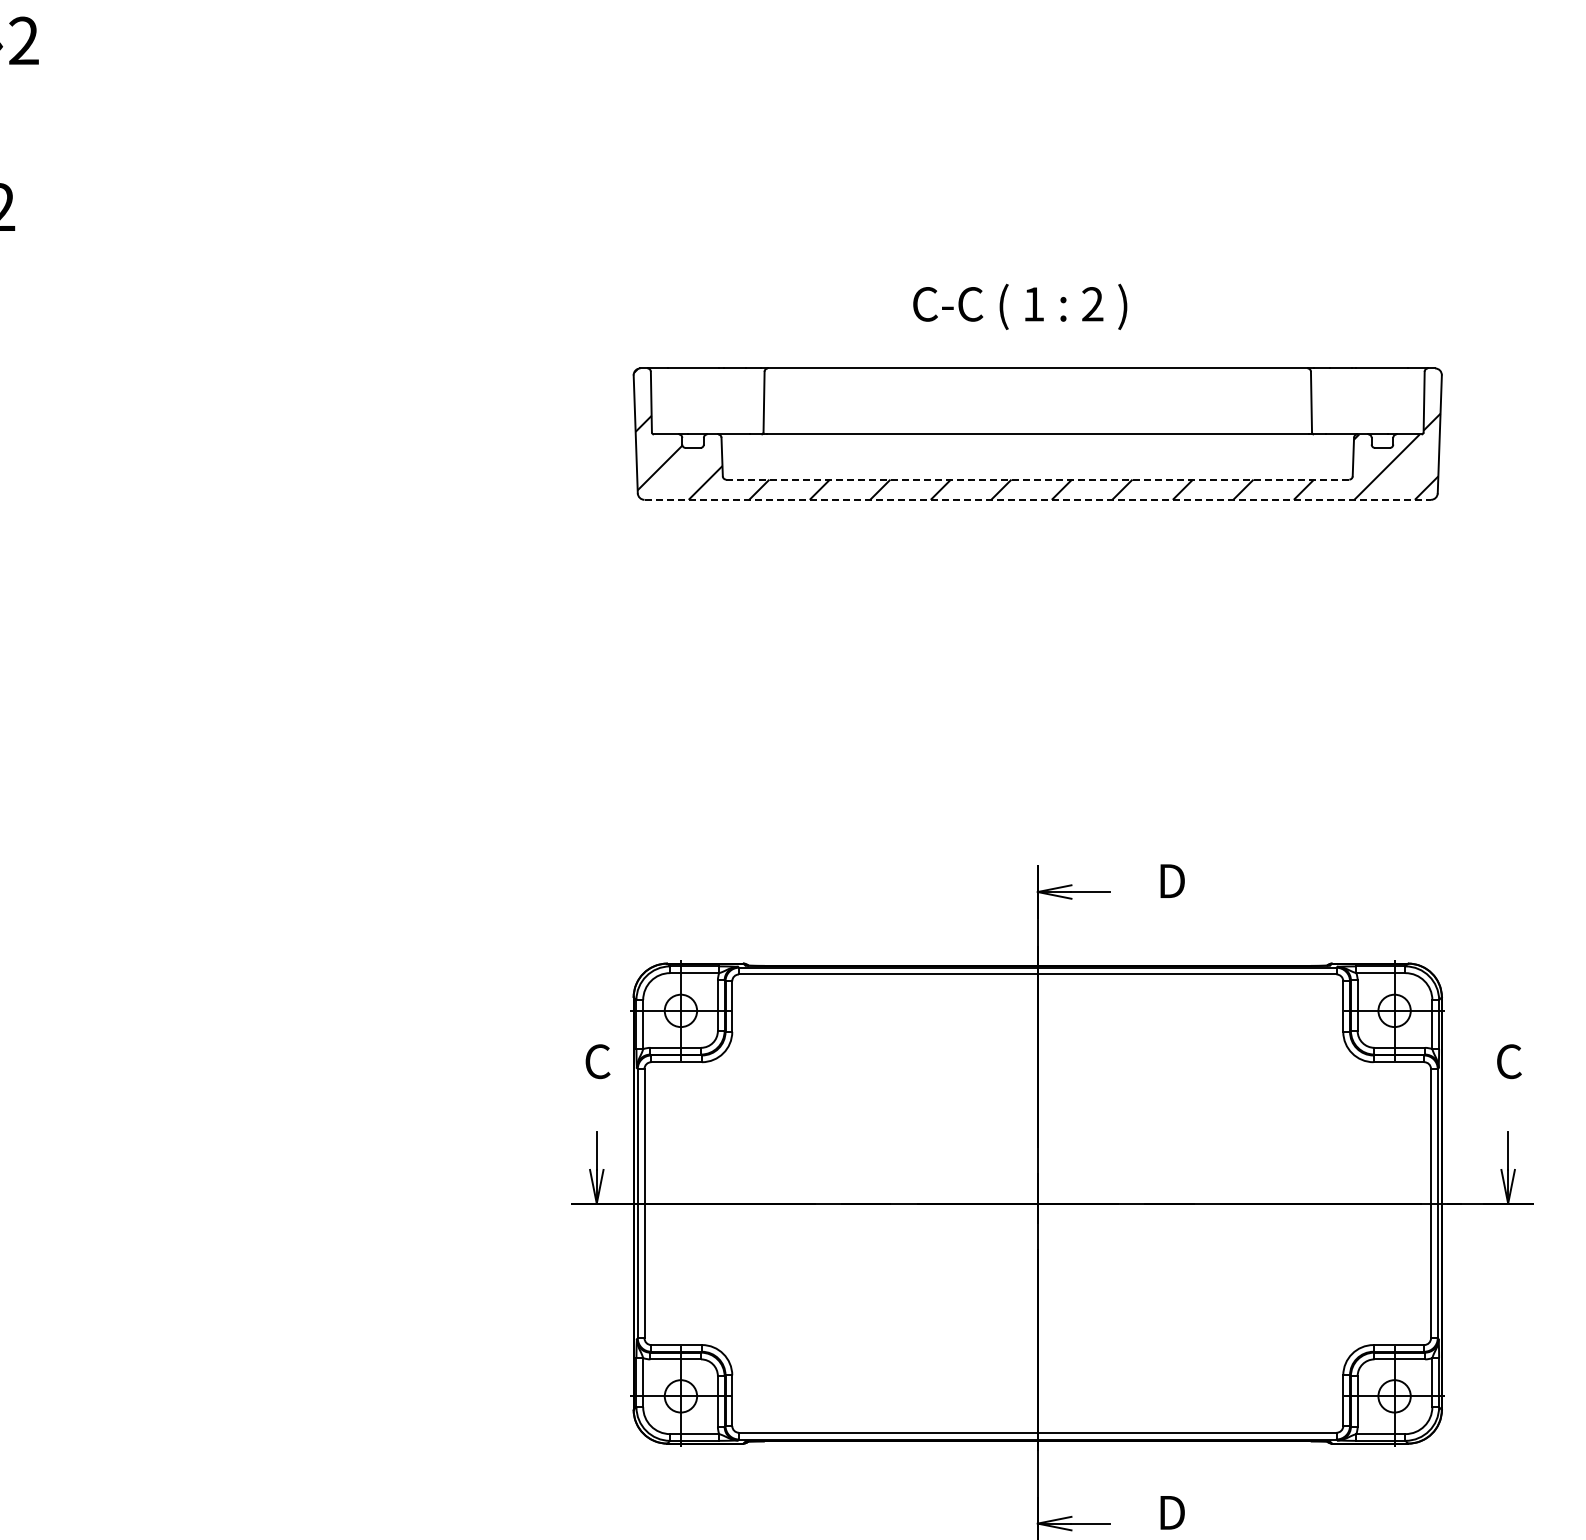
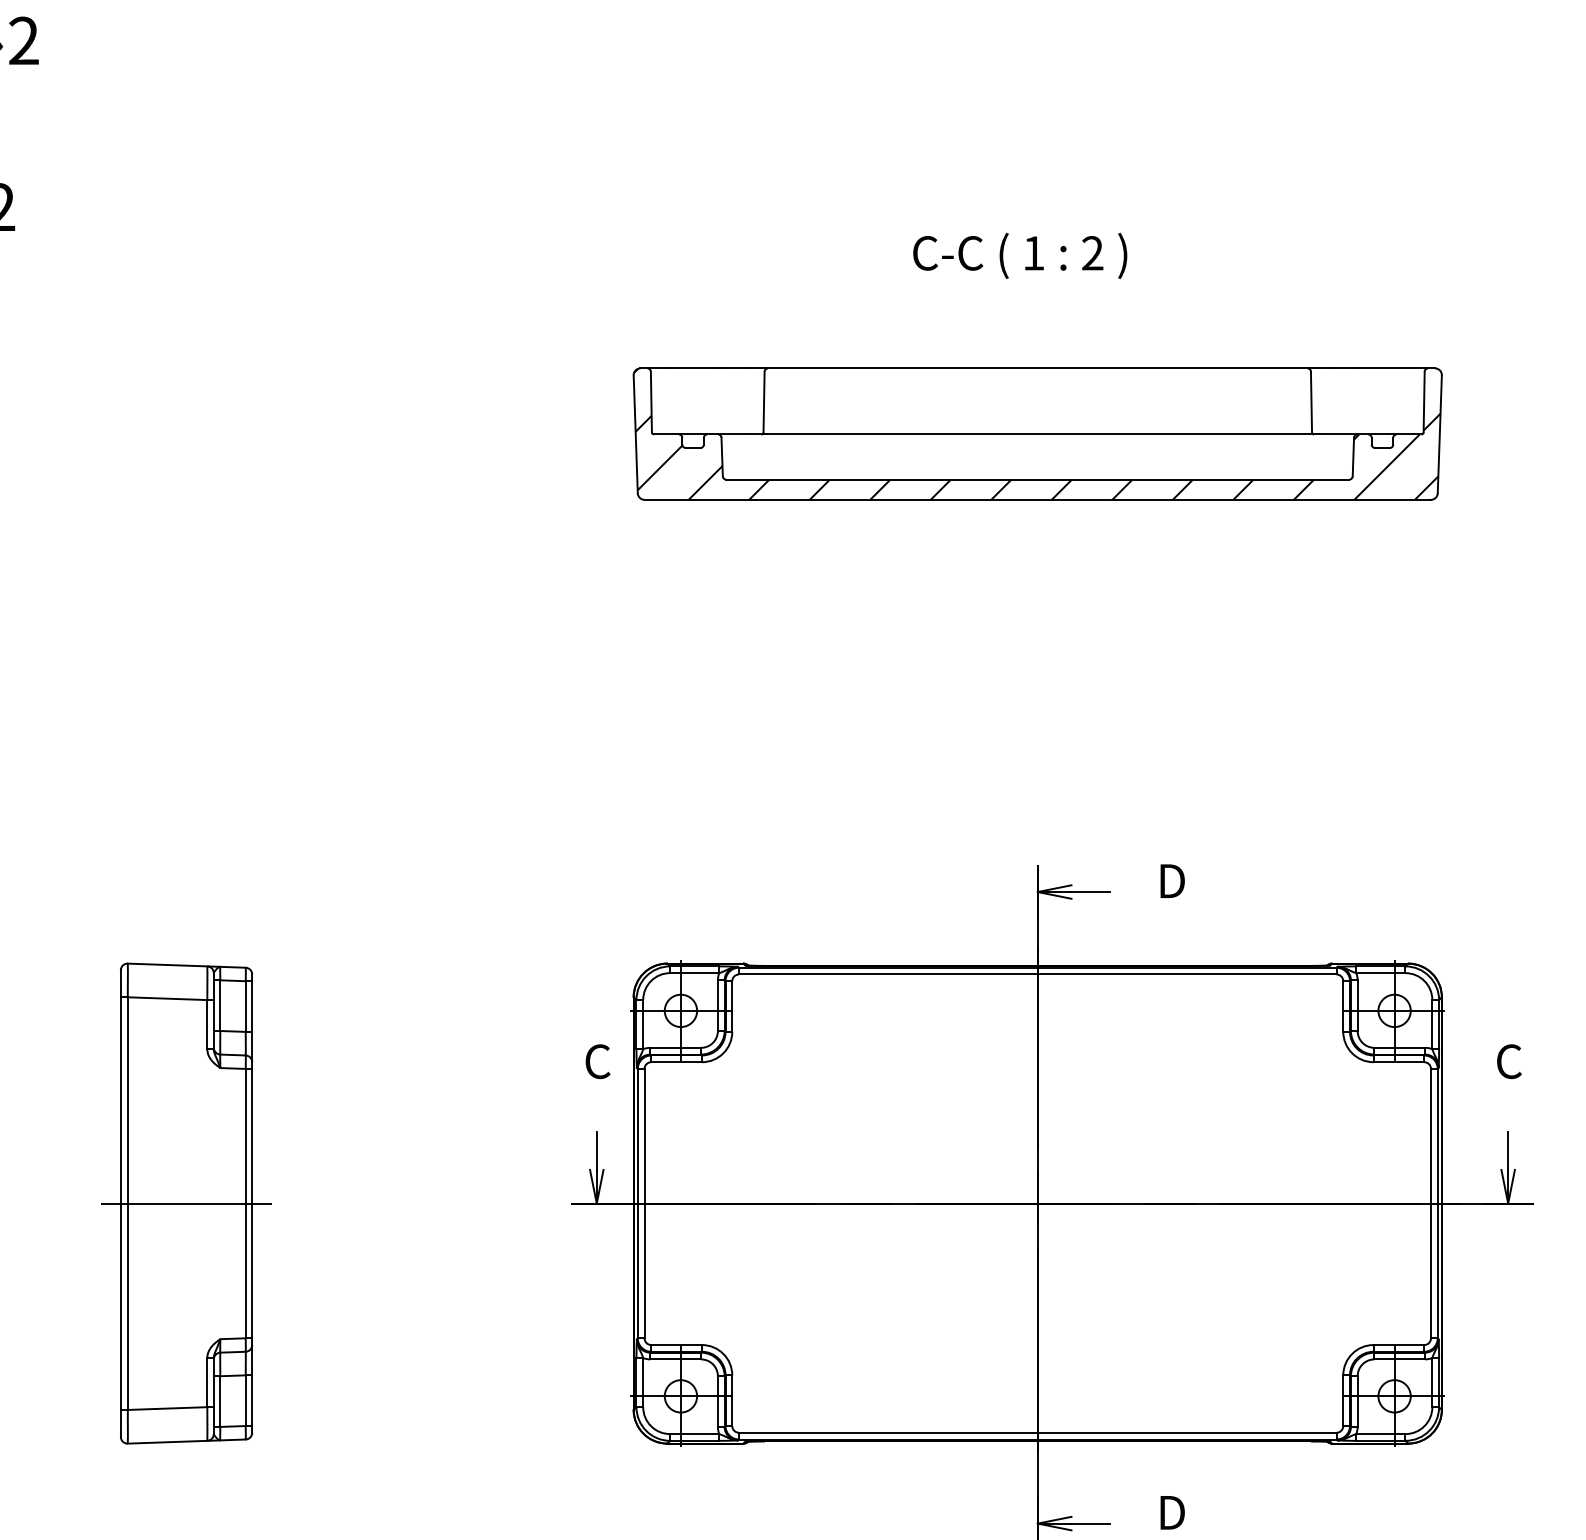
text position: (1020, 306) -> (1020, 255) (1020, 255)
line: dashed -> solid (1037, 479)
line: dashed -> solid (1038, 499)
part: none -> present (186, 1203)
